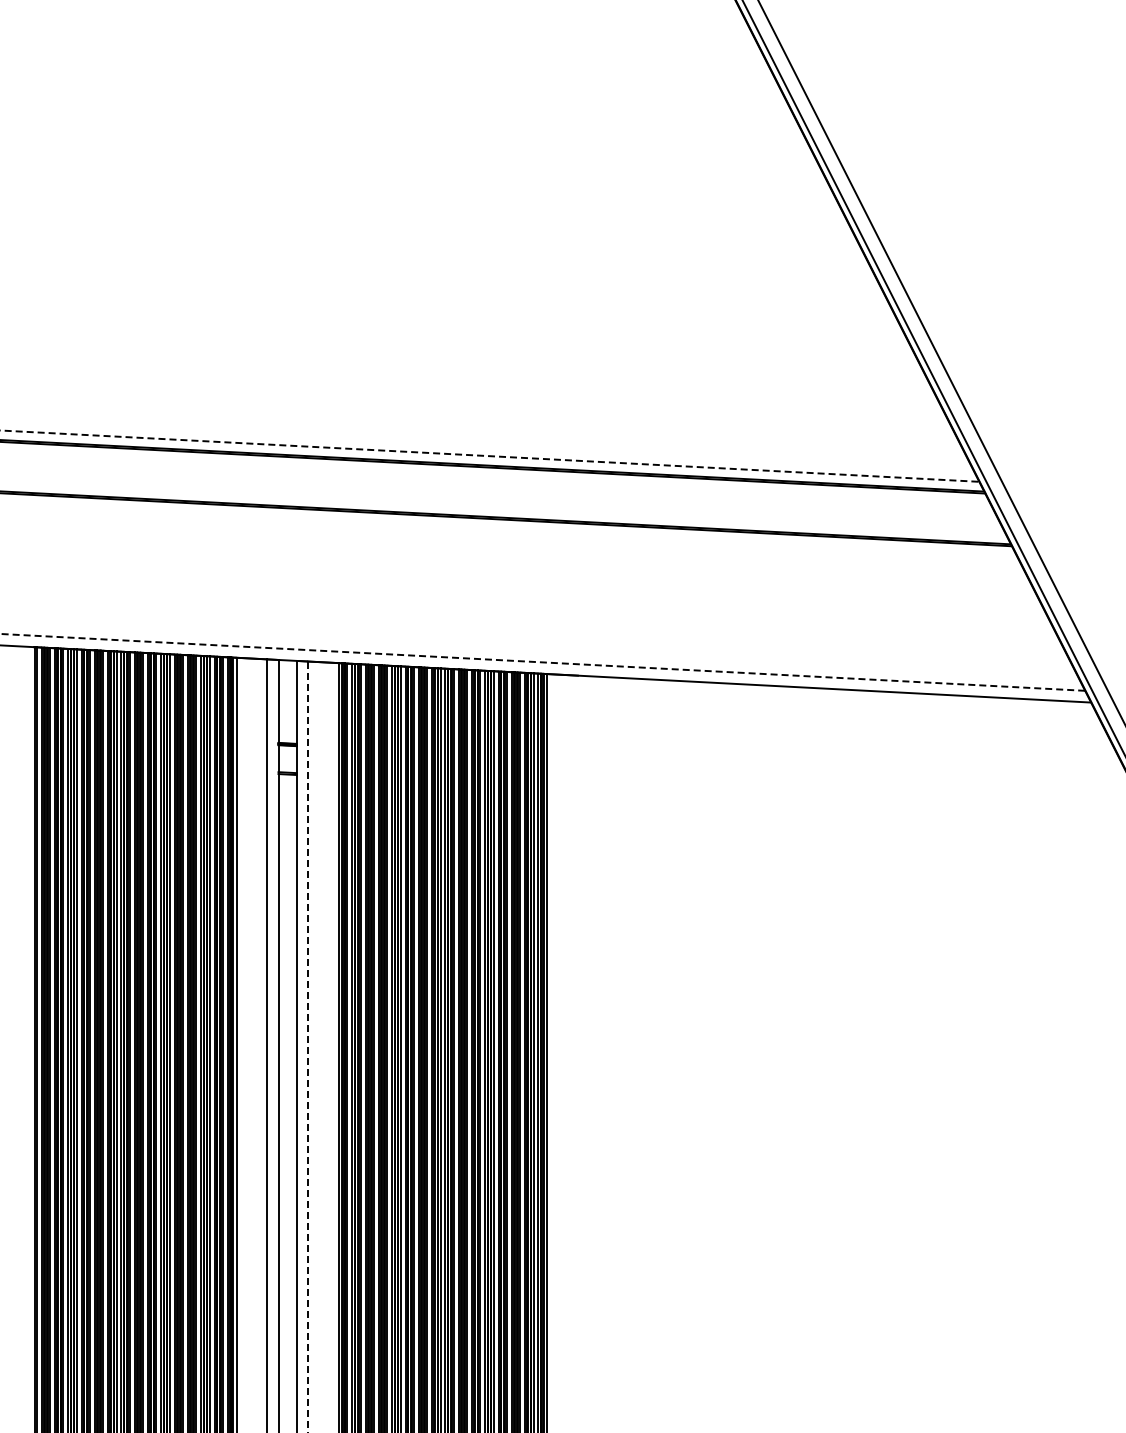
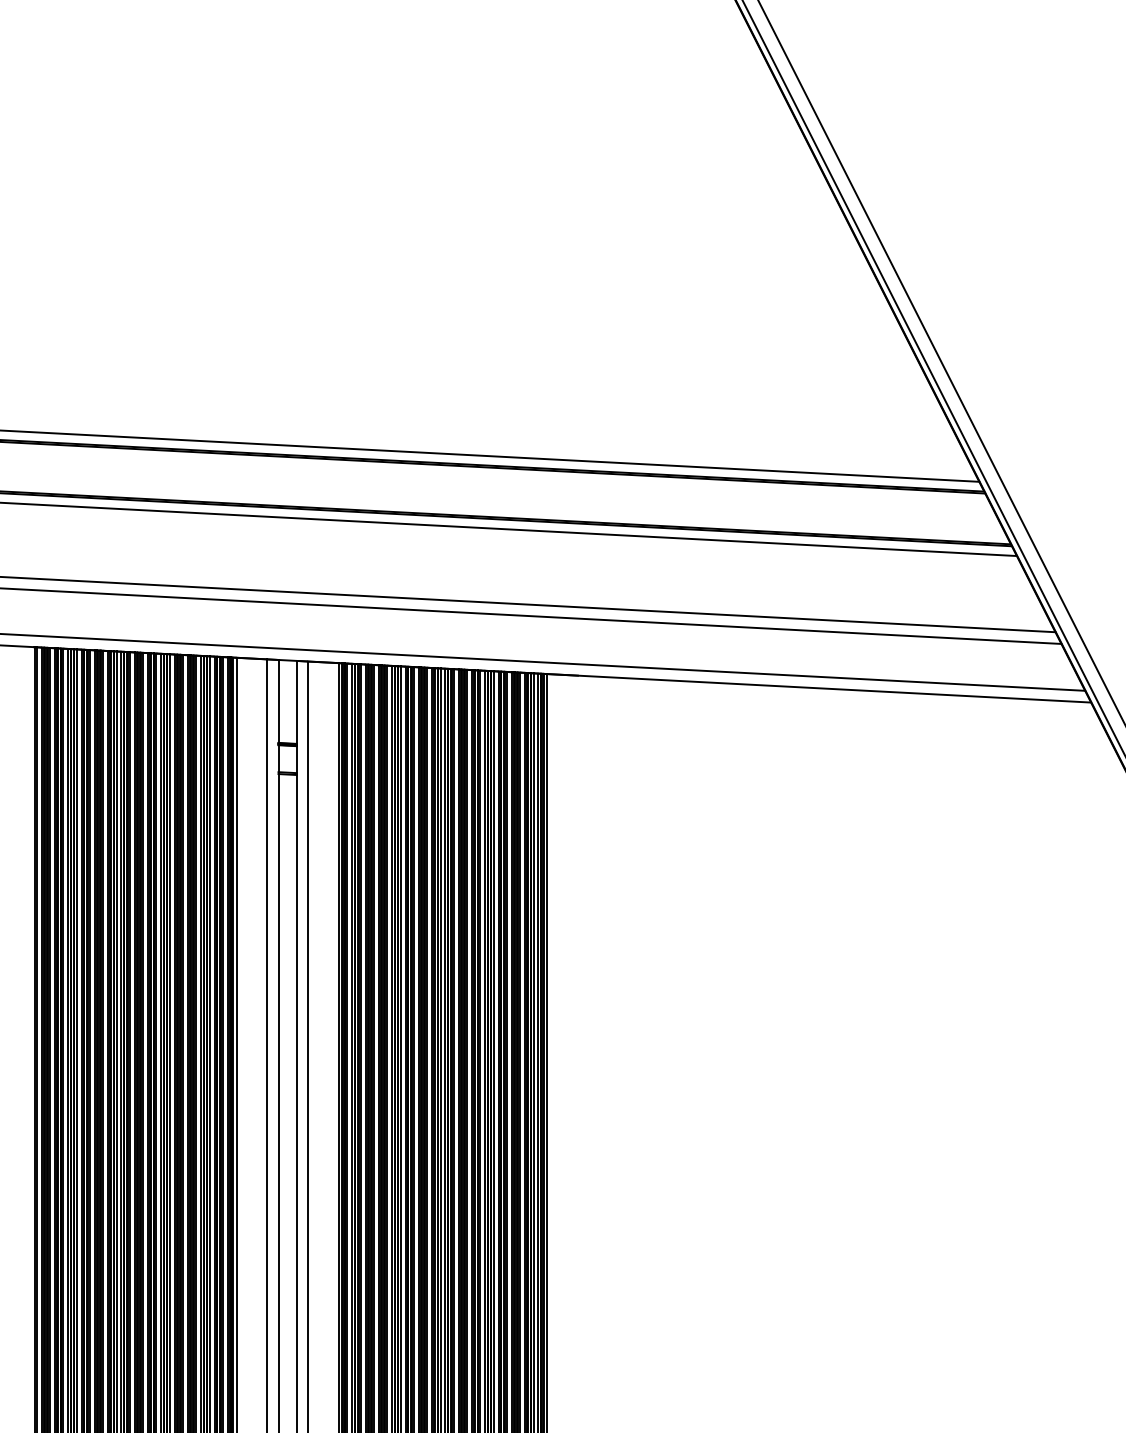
line: dashed -> solid (489, 456)
line: none -> present (509, 529)
line: none -> present (528, 604)
line: none -> present (531, 615)
line: dashed -> solid (542, 662)
line: dashed -> solid (308, 1047)
